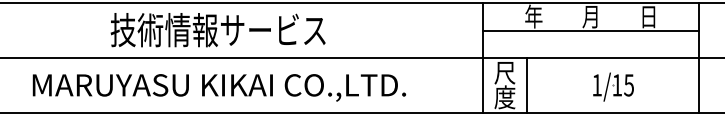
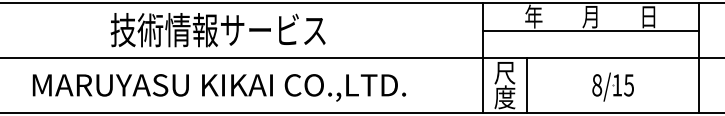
text: 1/15 -> 8/15 (597, 85)
